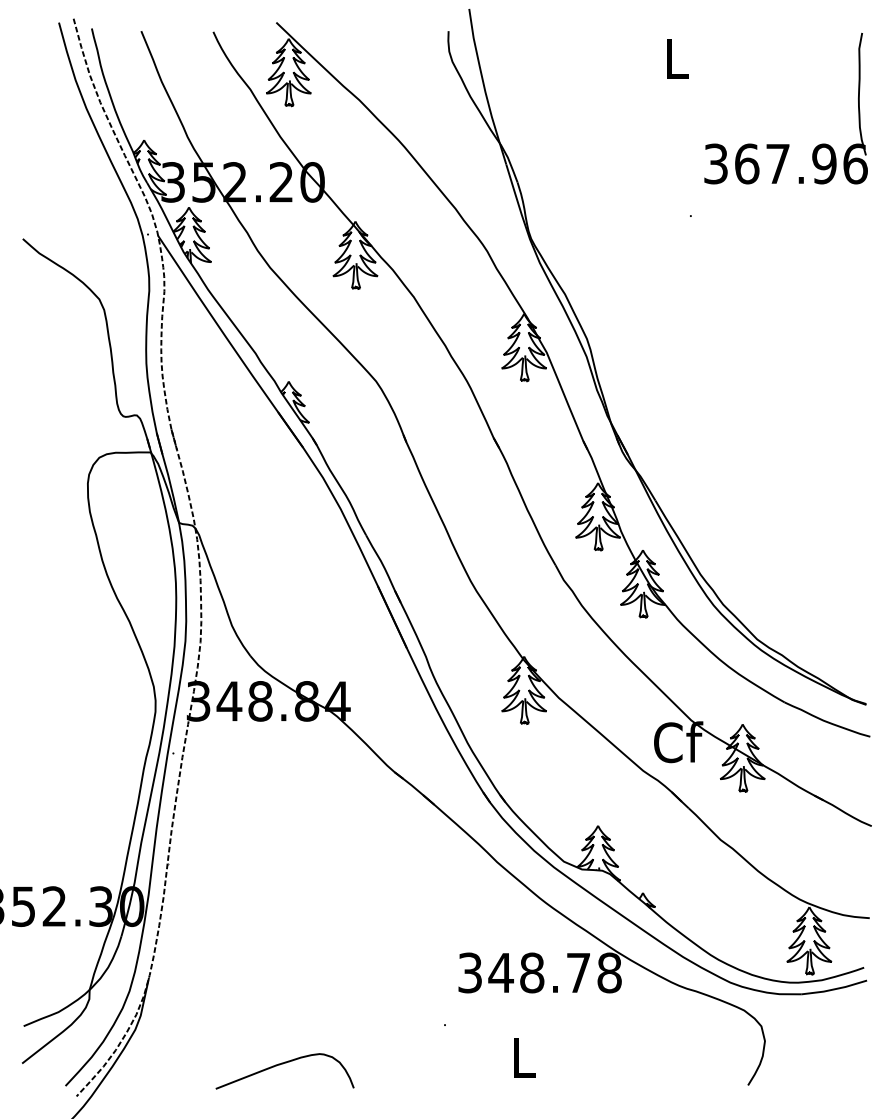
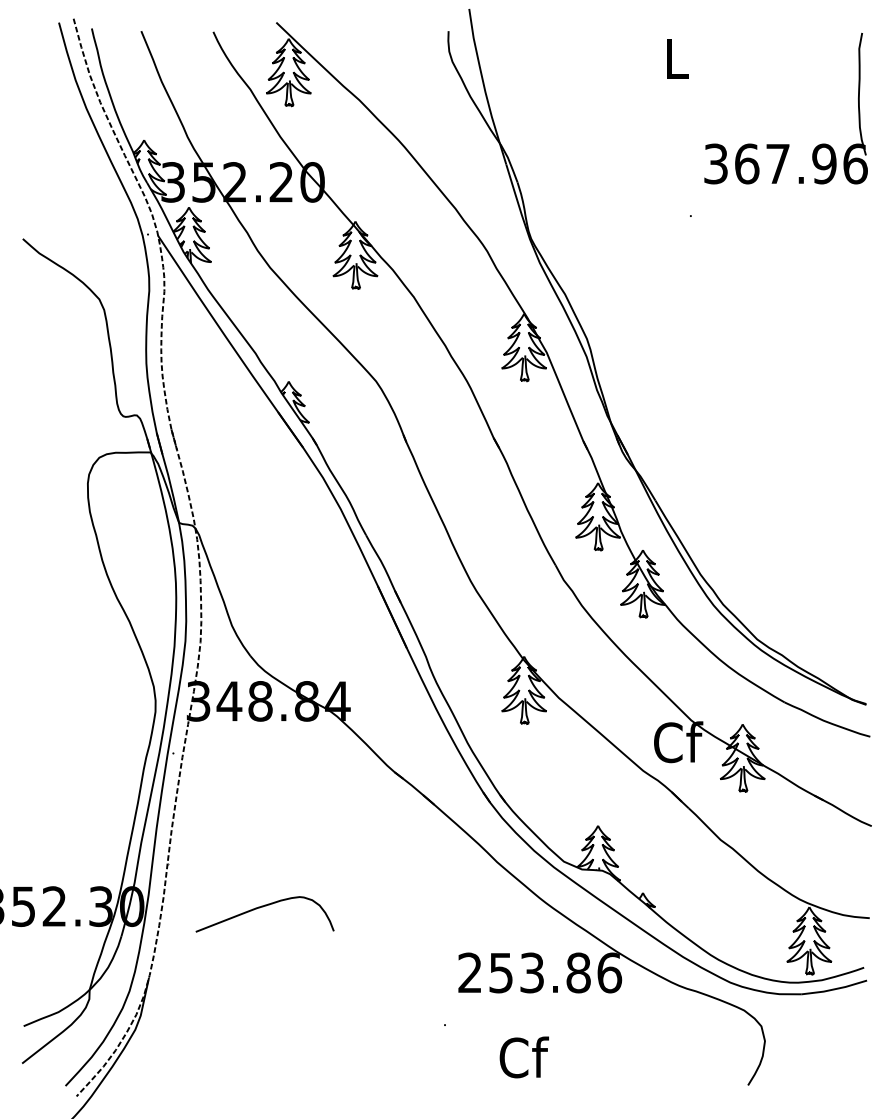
text: 348.78 -> 253.86 (540, 972)
text: L -> Cf (524, 1057)
curve position: (283, 1064) -> (263, 907) (263, 907)
